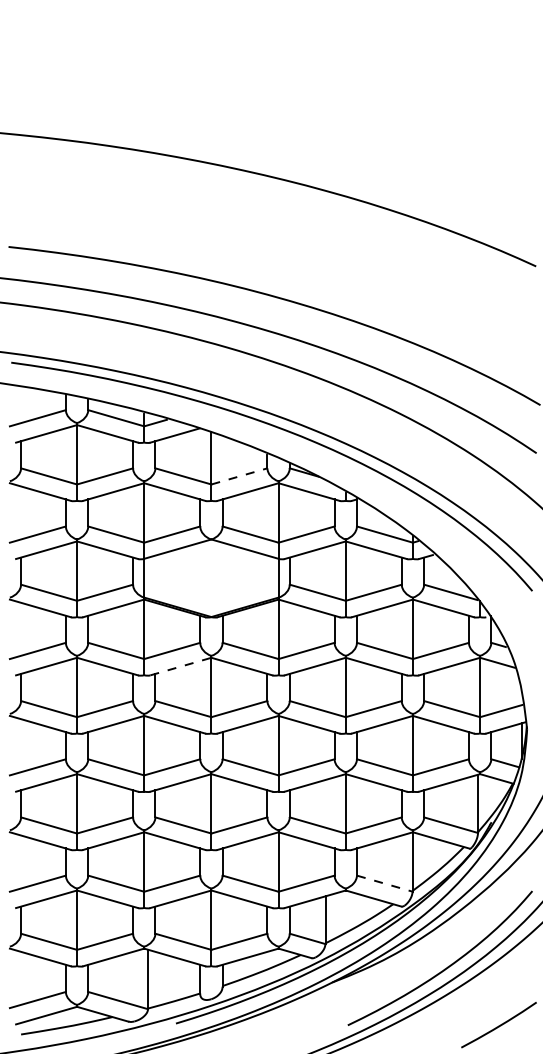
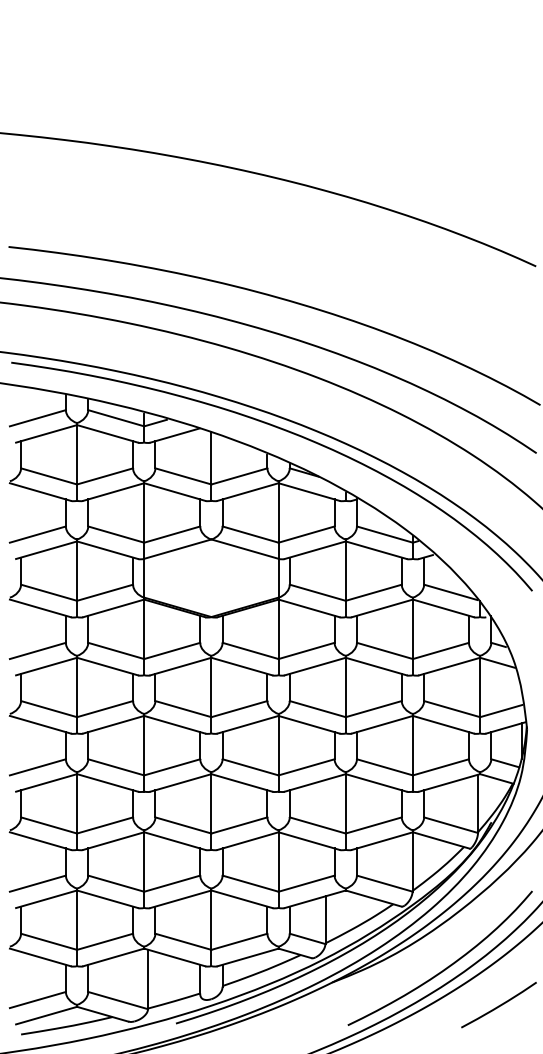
line: dashed -> solid (239, 476)
line: dashed -> solid (180, 666)
line: dashed -> solid (384, 883)
curve position: (498, 1025) -> (498, 1005) (498, 1005)
